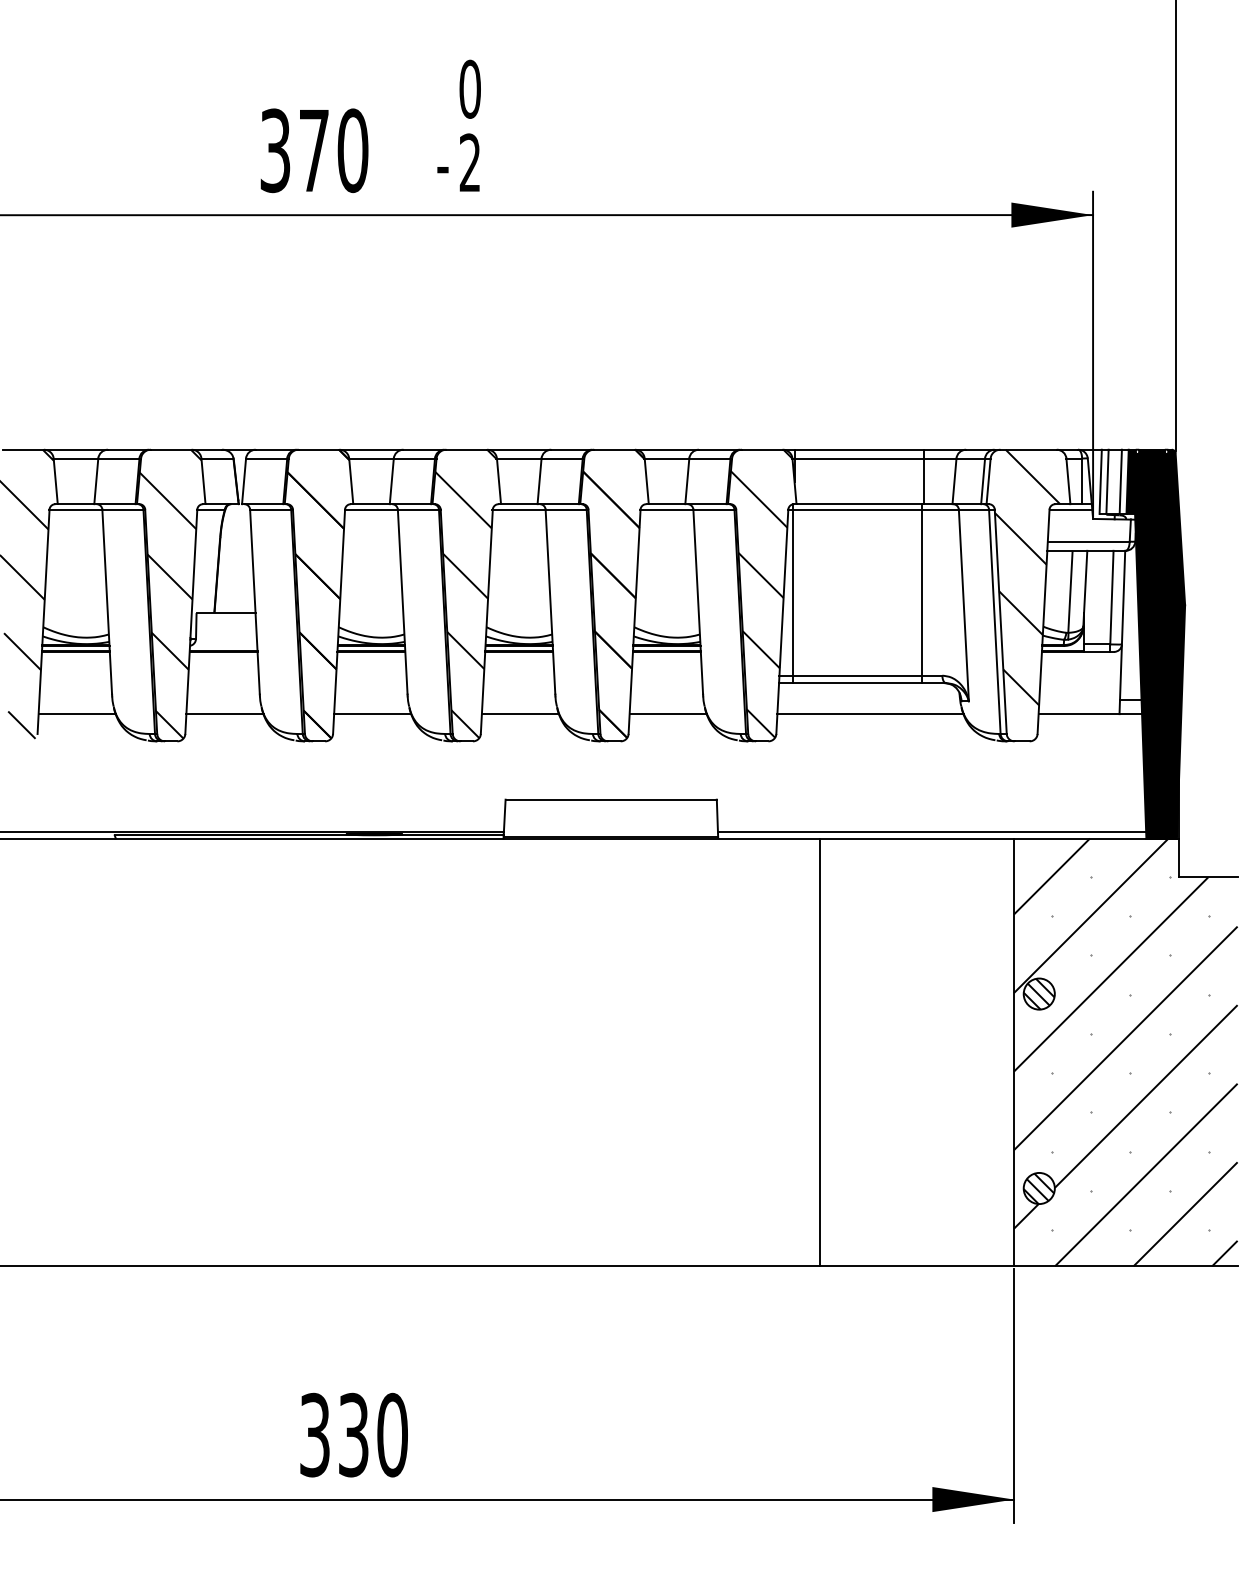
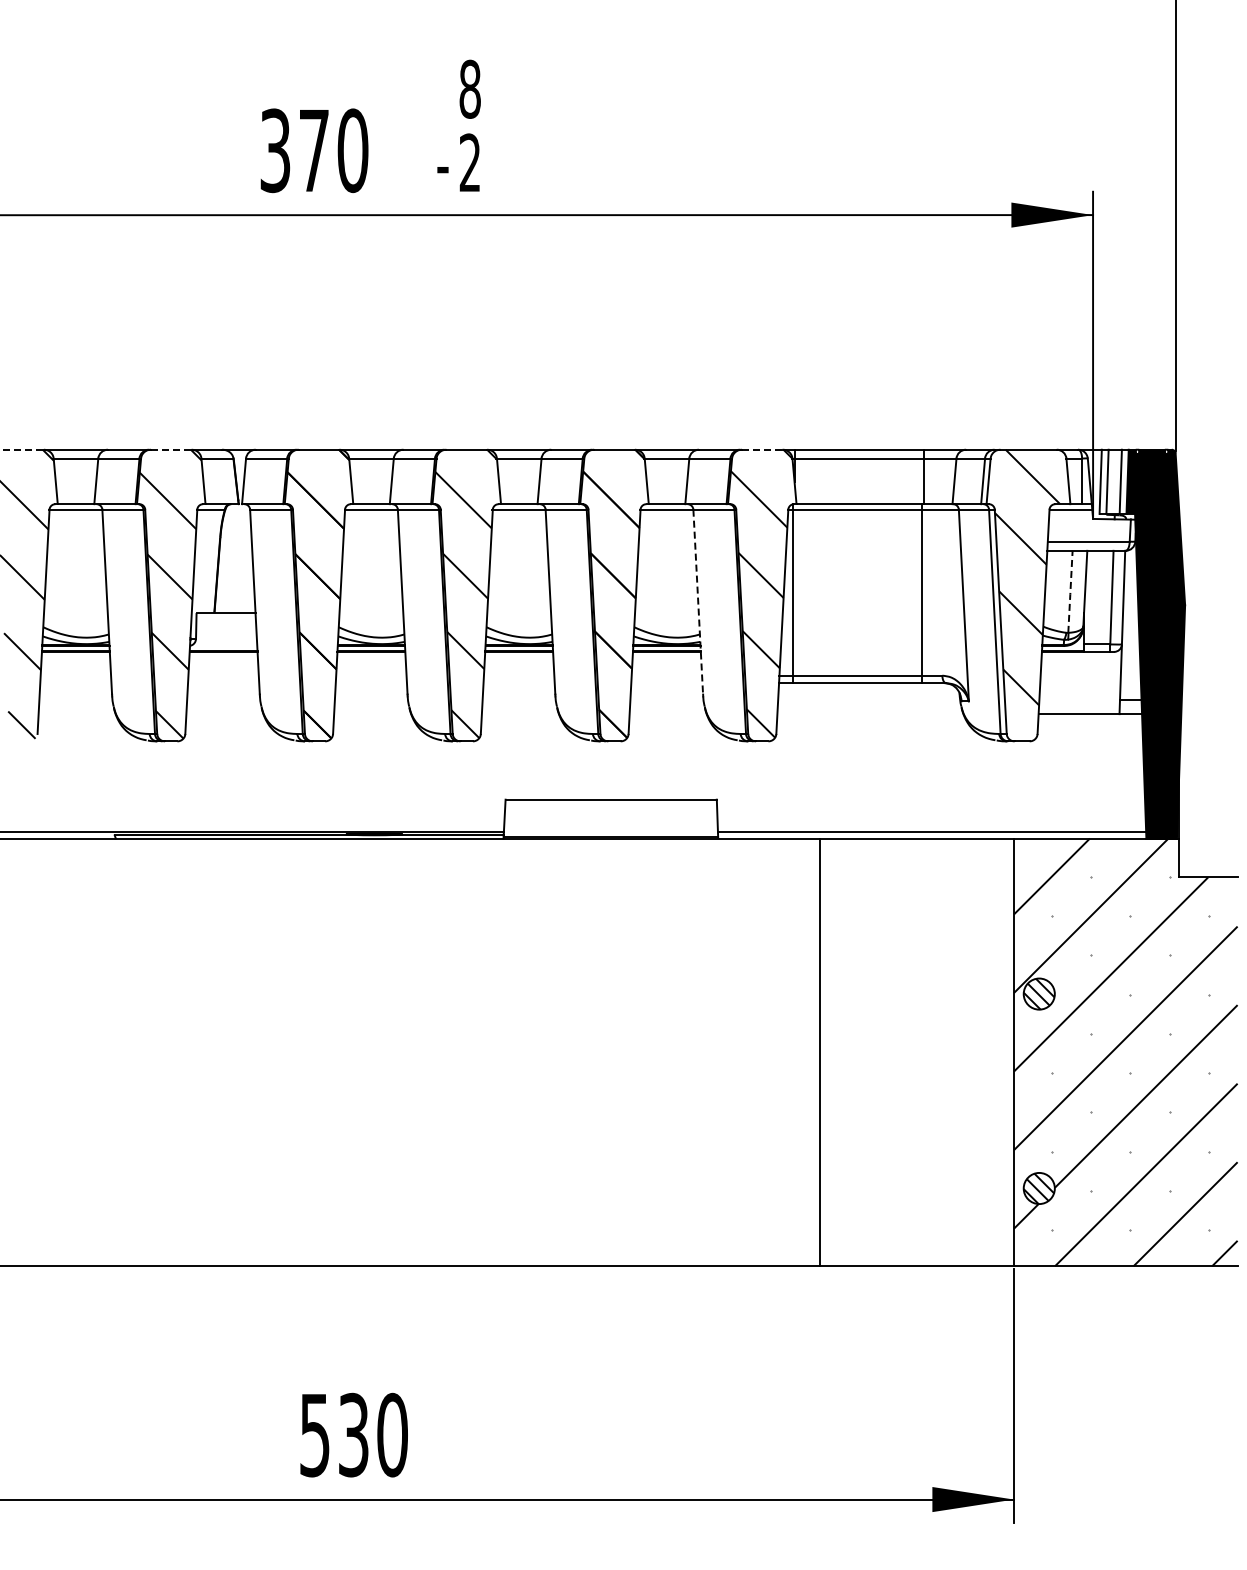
text: 0 -> 8 (469, 89)
line: solid -> dashed (24, 449)
line: solid -> dashed (171, 449)
line: solid -> dashed (762, 449)
line: solid -> dashed (1070, 592)
line: solid -> dashed (698, 602)
line: present -> none (76, 714)
line: present -> none (224, 714)
line: present -> none (372, 714)
line: present -> none (520, 714)
line: present -> none (667, 714)
line: present -> none (870, 714)
text: 330 -> 530 (314, 1434)
